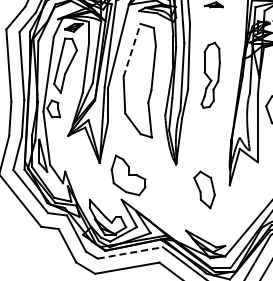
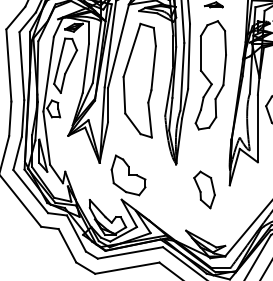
line: dashed -> solid (132, 50)
part size: 21x68 px -> 33x111 px (210, 75)
line: dashed -> solid (130, 252)
